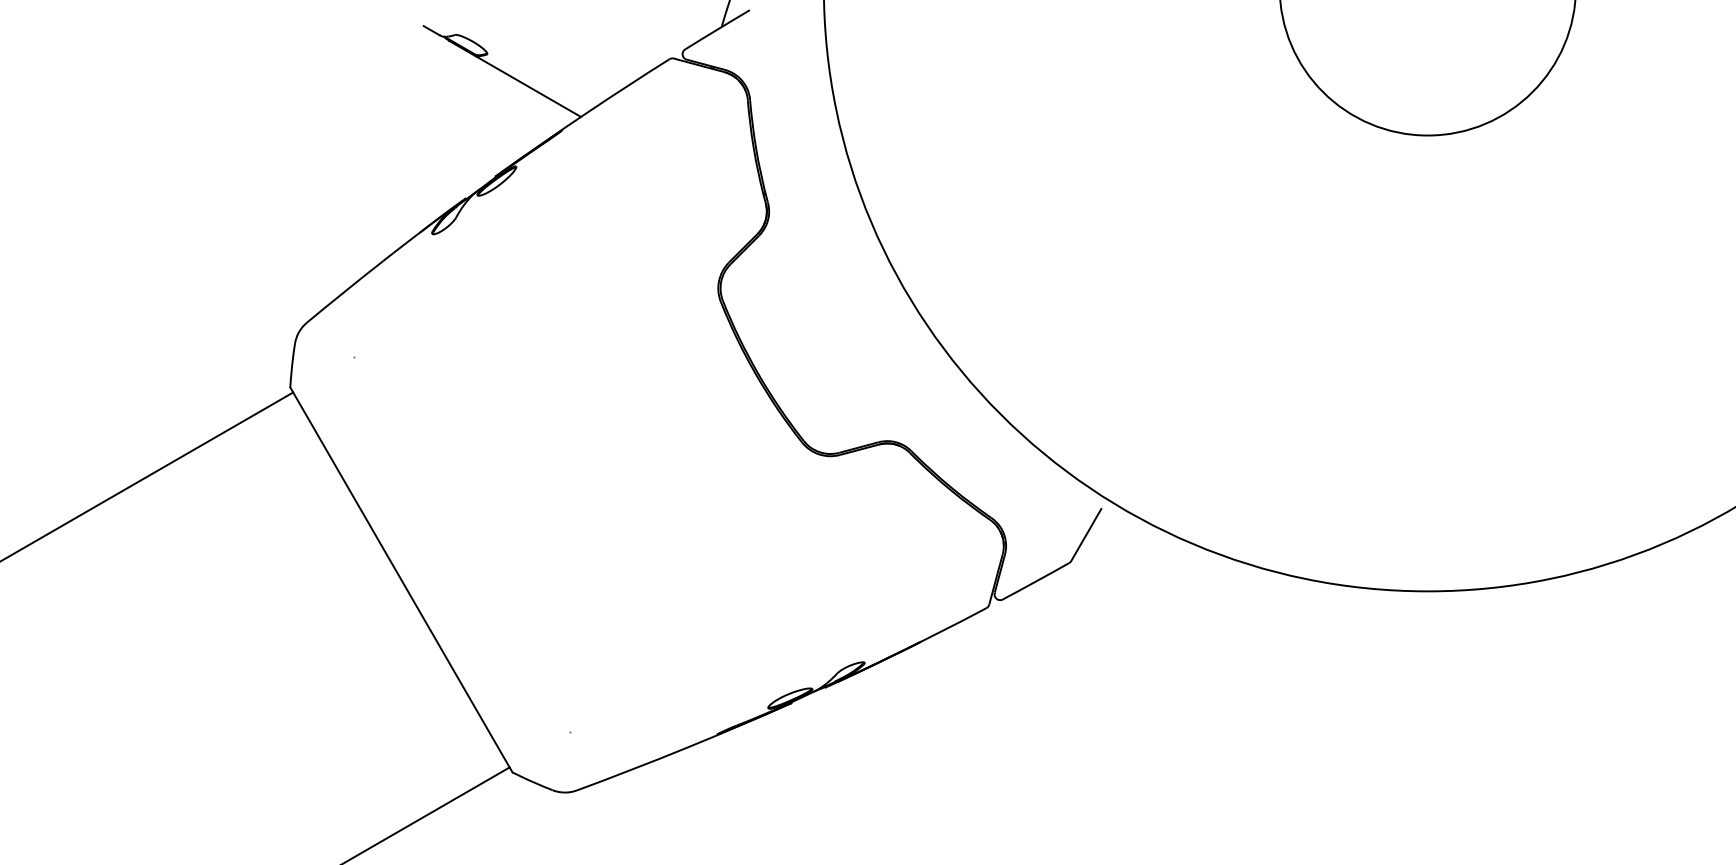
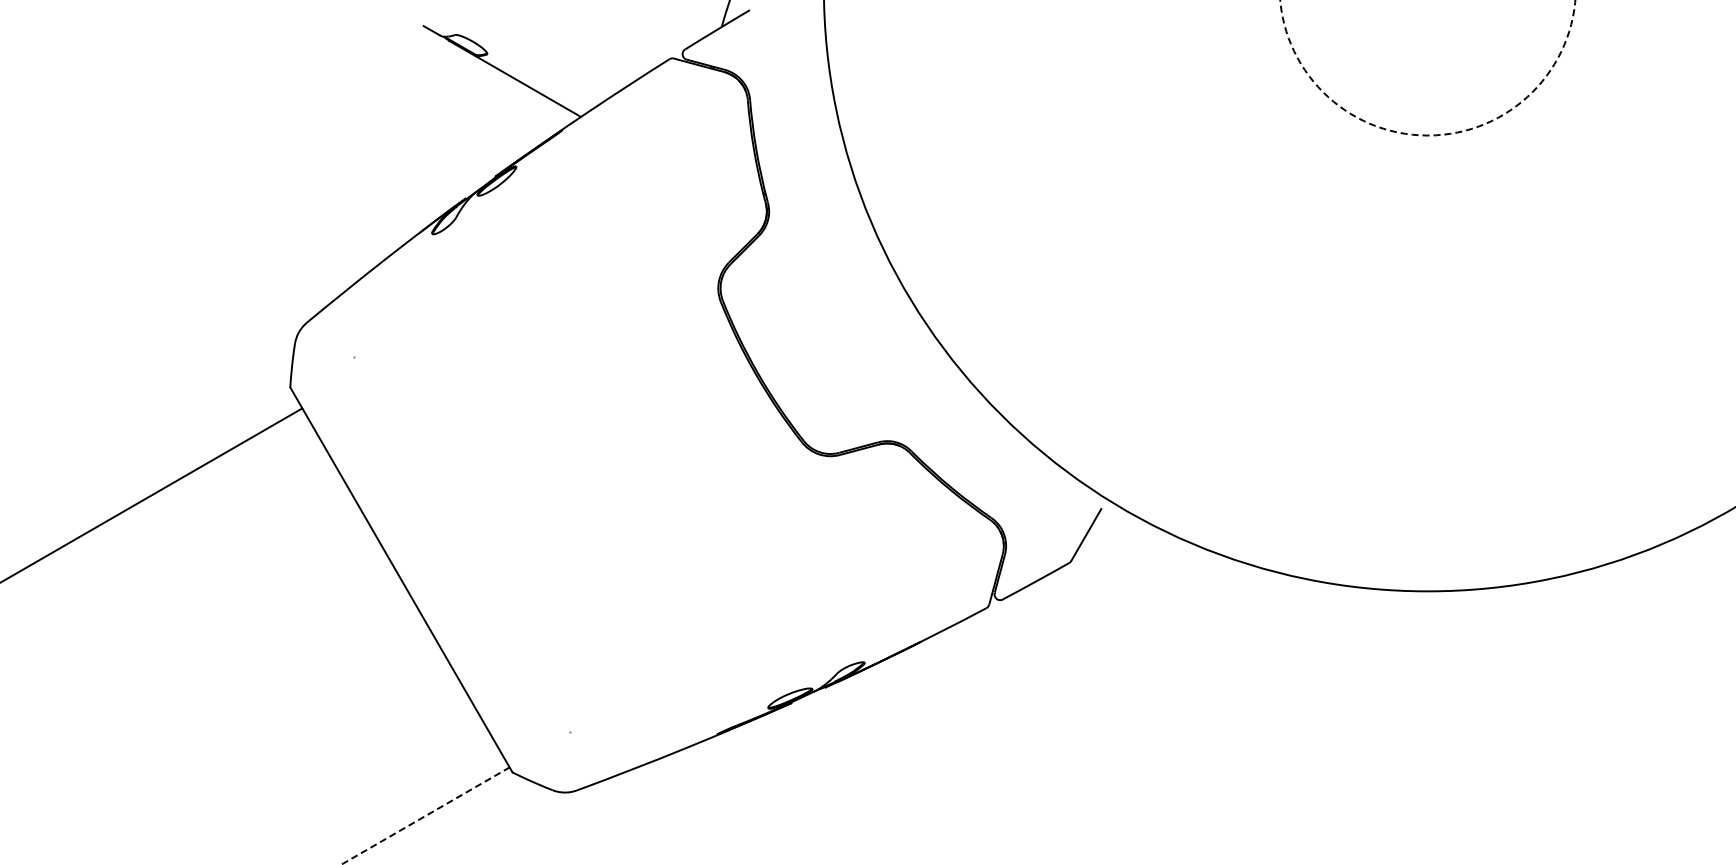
circle: solid -> dashed (1427, 67)
line position: (147, 476) -> (152, 494) (152, 494)
line: solid -> dashed (425, 815)
